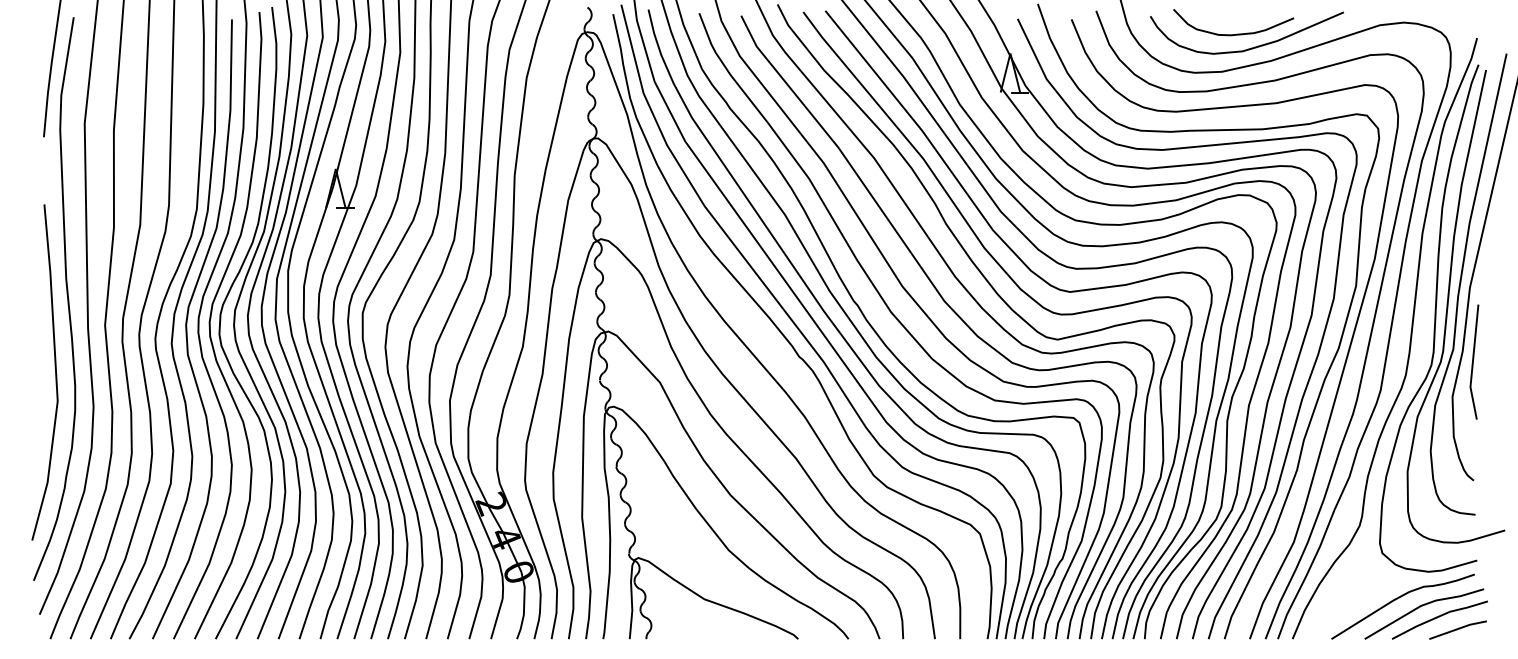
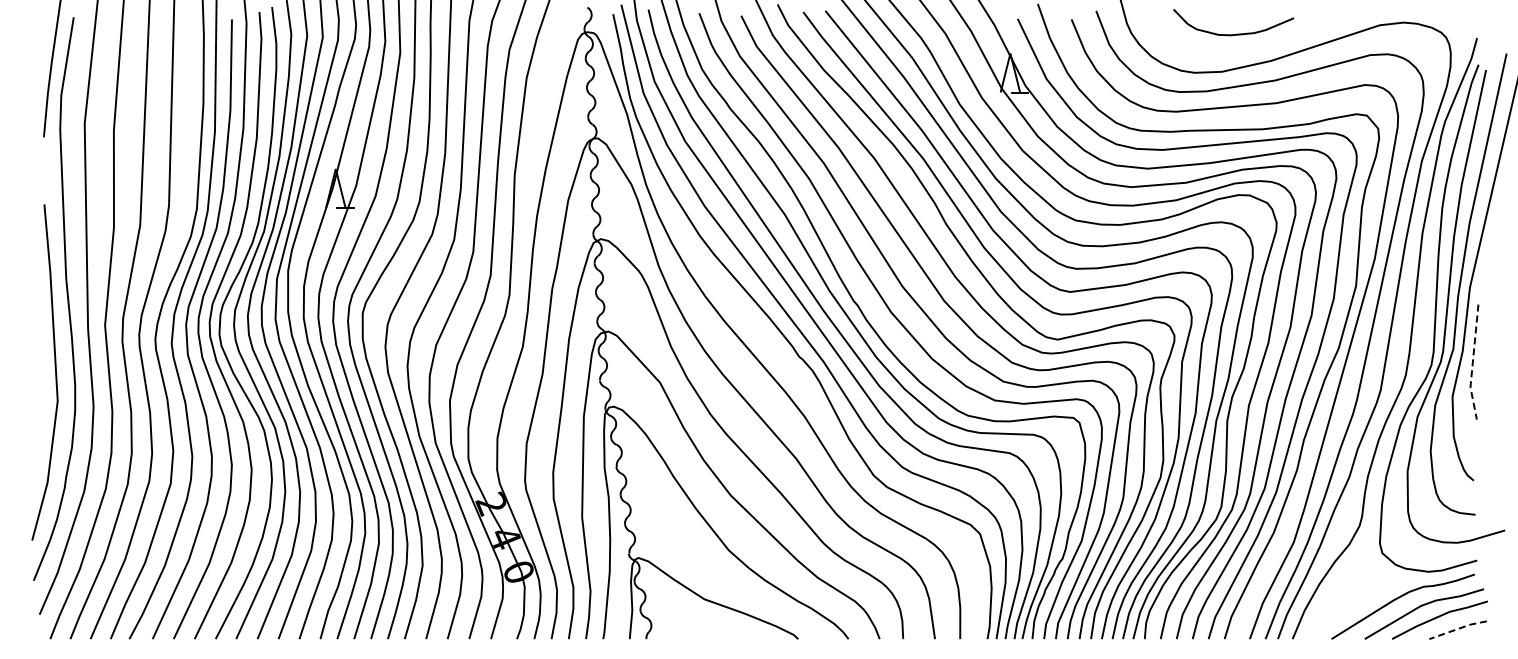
curve: present -> none (1251, 47)
line: solid -> dashed (1472, 363)
line: solid -> dashed (1458, 628)
